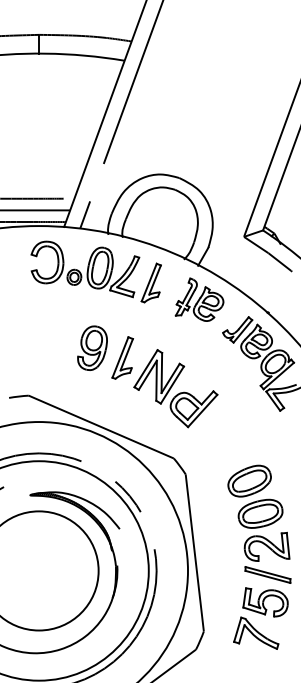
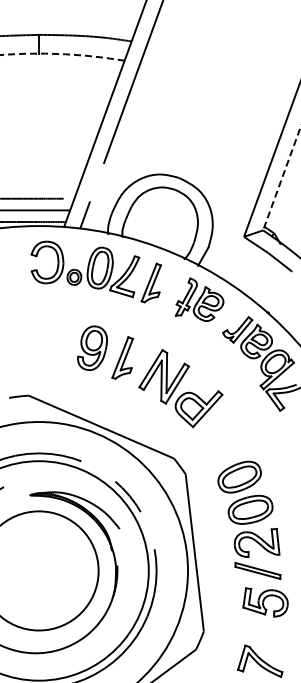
arc: solid -> dashed (62, 54)
line: solid -> dashed (281, 178)
part position: (175, 388) -> (180, 388) (180, 388)
part position: (259, 523) -> (249, 519) (249, 519)
part position: (256, 632) -> (260, 660) (260, 660)
